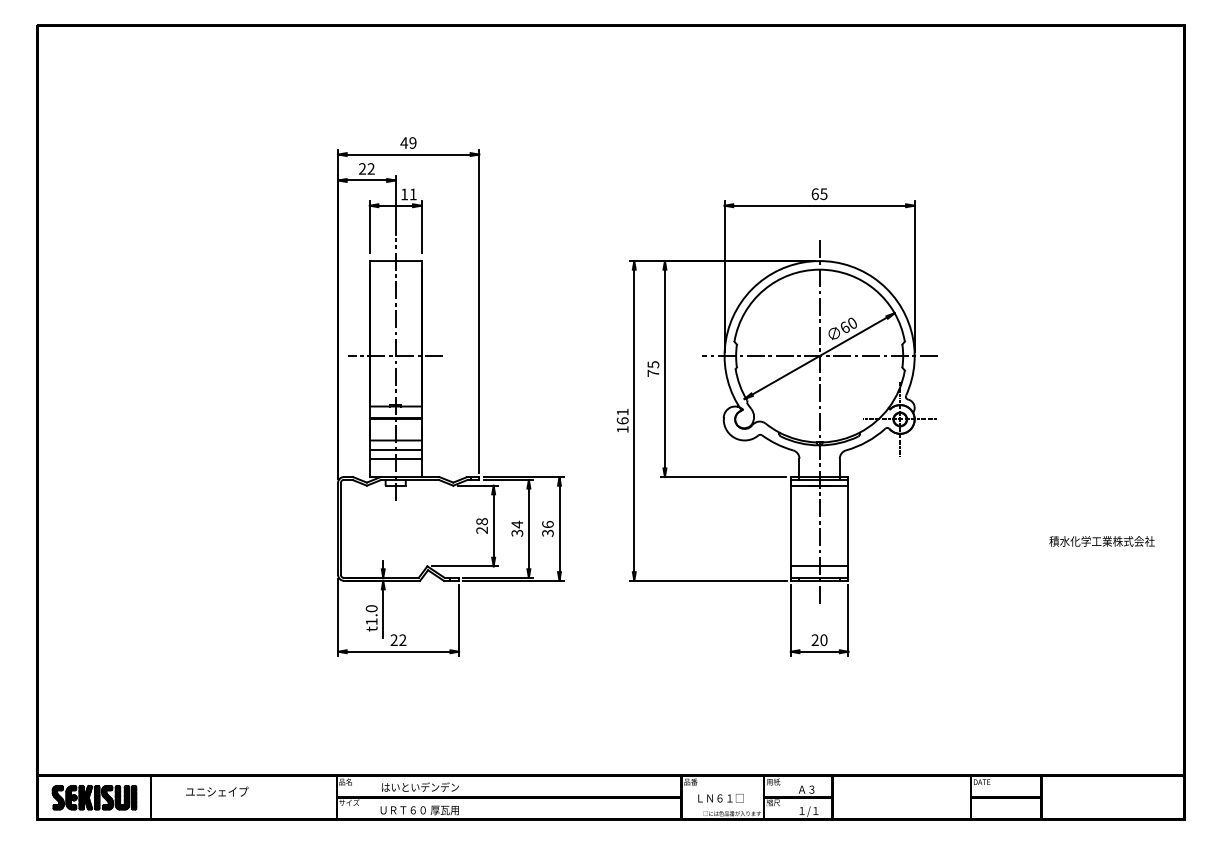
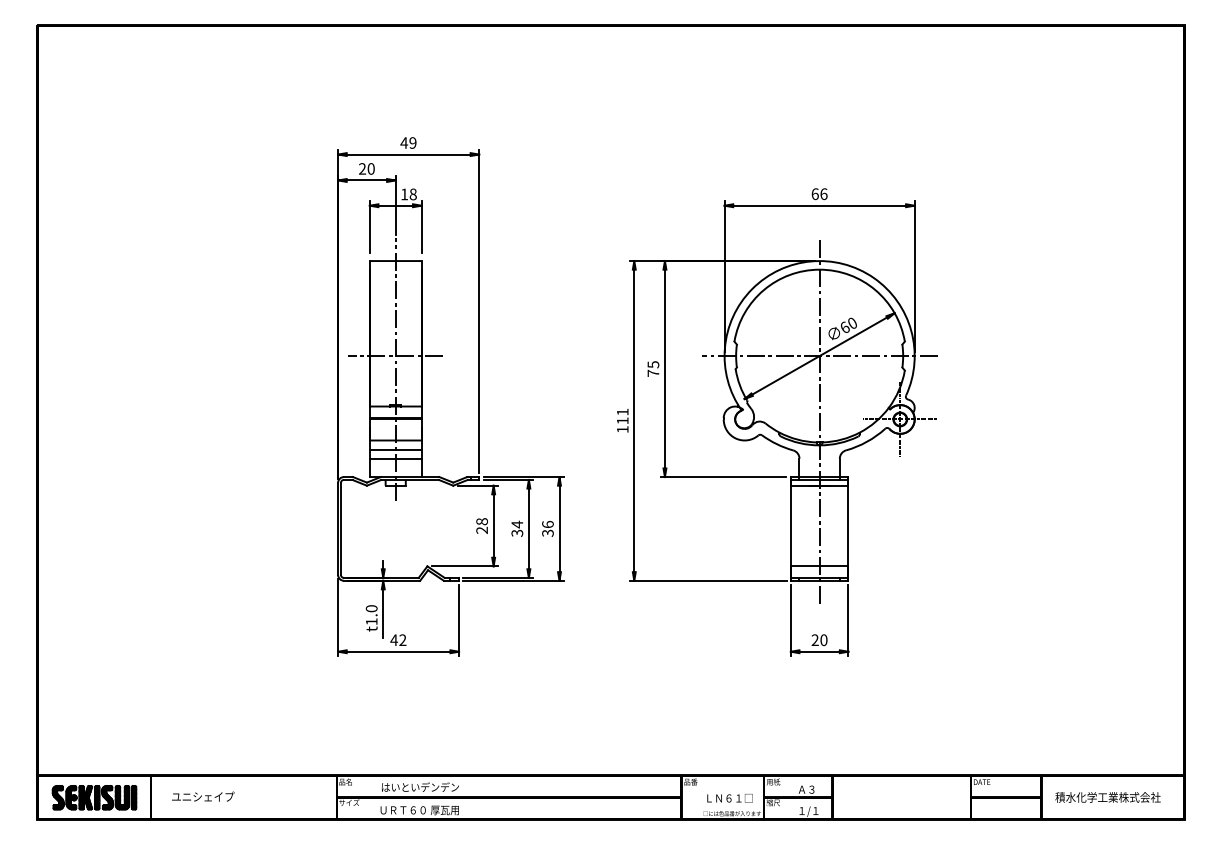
text: 22 -> 20 (370, 168)
text: 65 -> 66 (823, 193)
text: 11 -> 18 (412, 194)
text: 161 -> 111 (622, 420)
text position: (1101, 541) -> (1107, 797) (1107, 797)
text: 22 -> 42 (394, 639)
text position: (217, 791) -> (203, 796) (203, 796)
text position: (720, 798) -> (729, 798) (729, 798)
